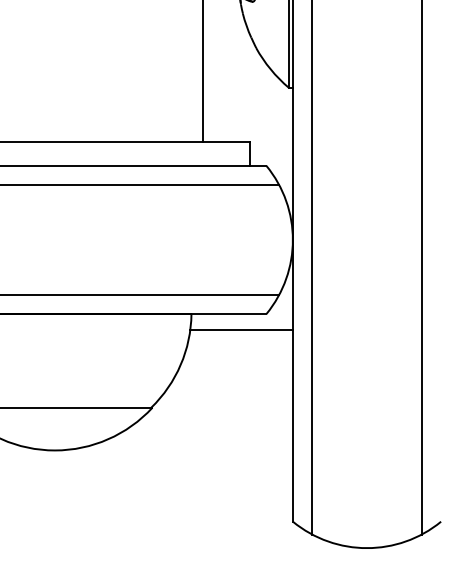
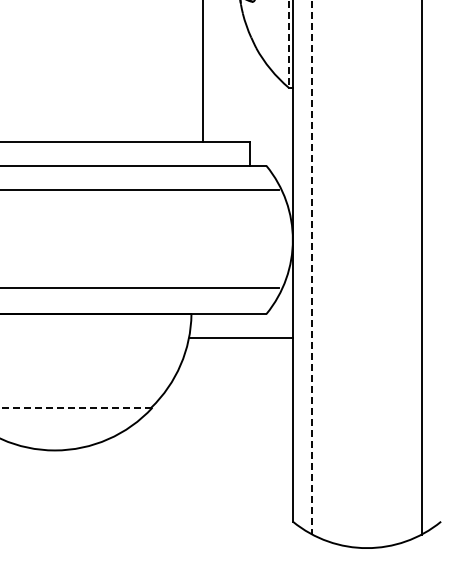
line: solid -> dashed (288, 43)
line position: (140, 185) -> (140, 190) (140, 190)
line: solid -> dashed (312, 268)
line position: (140, 294) -> (140, 287) (140, 287)
line position: (241, 329) -> (241, 337) (241, 337)
line: solid -> dashed (75, 407)
